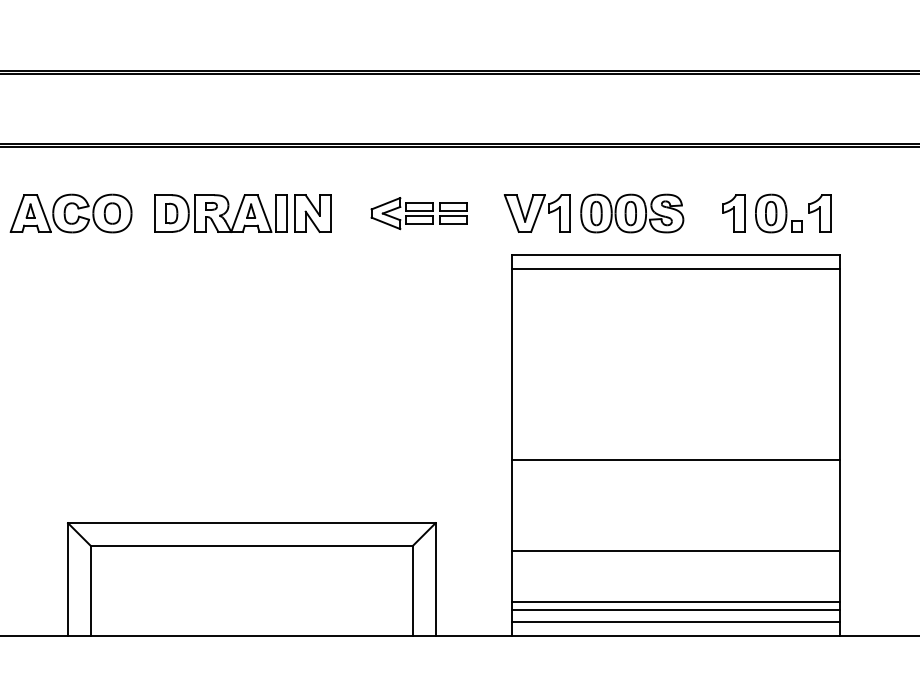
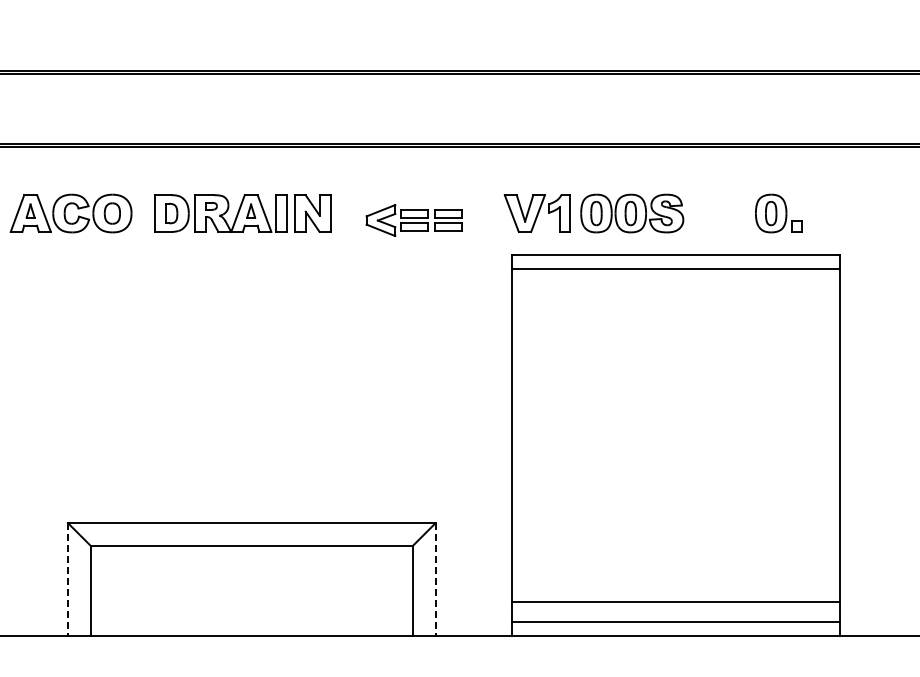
part position: (418, 213) -> (413, 220) (413, 220)
part: present -> none (733, 213)
part: present -> none (819, 213)
line: present -> none (675, 459)
line: present -> none (675, 551)
line: solid -> dashed (68, 579)
line: solid -> dashed (435, 579)
line: present -> none (675, 609)
